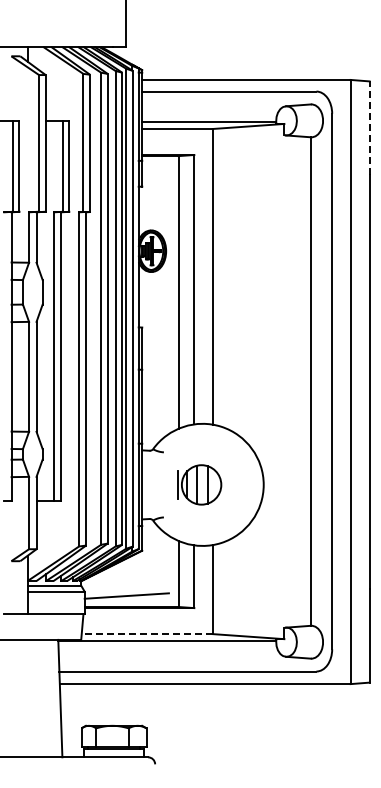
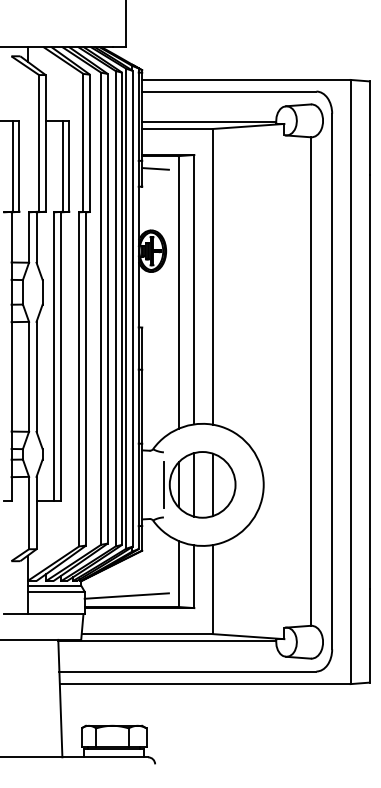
line: dashed -> solid (369, 128)
line: none -> present (155, 168)
part size: 46x42 px -> 74x68 px (199, 484)
line: dashed -> solid (146, 634)
